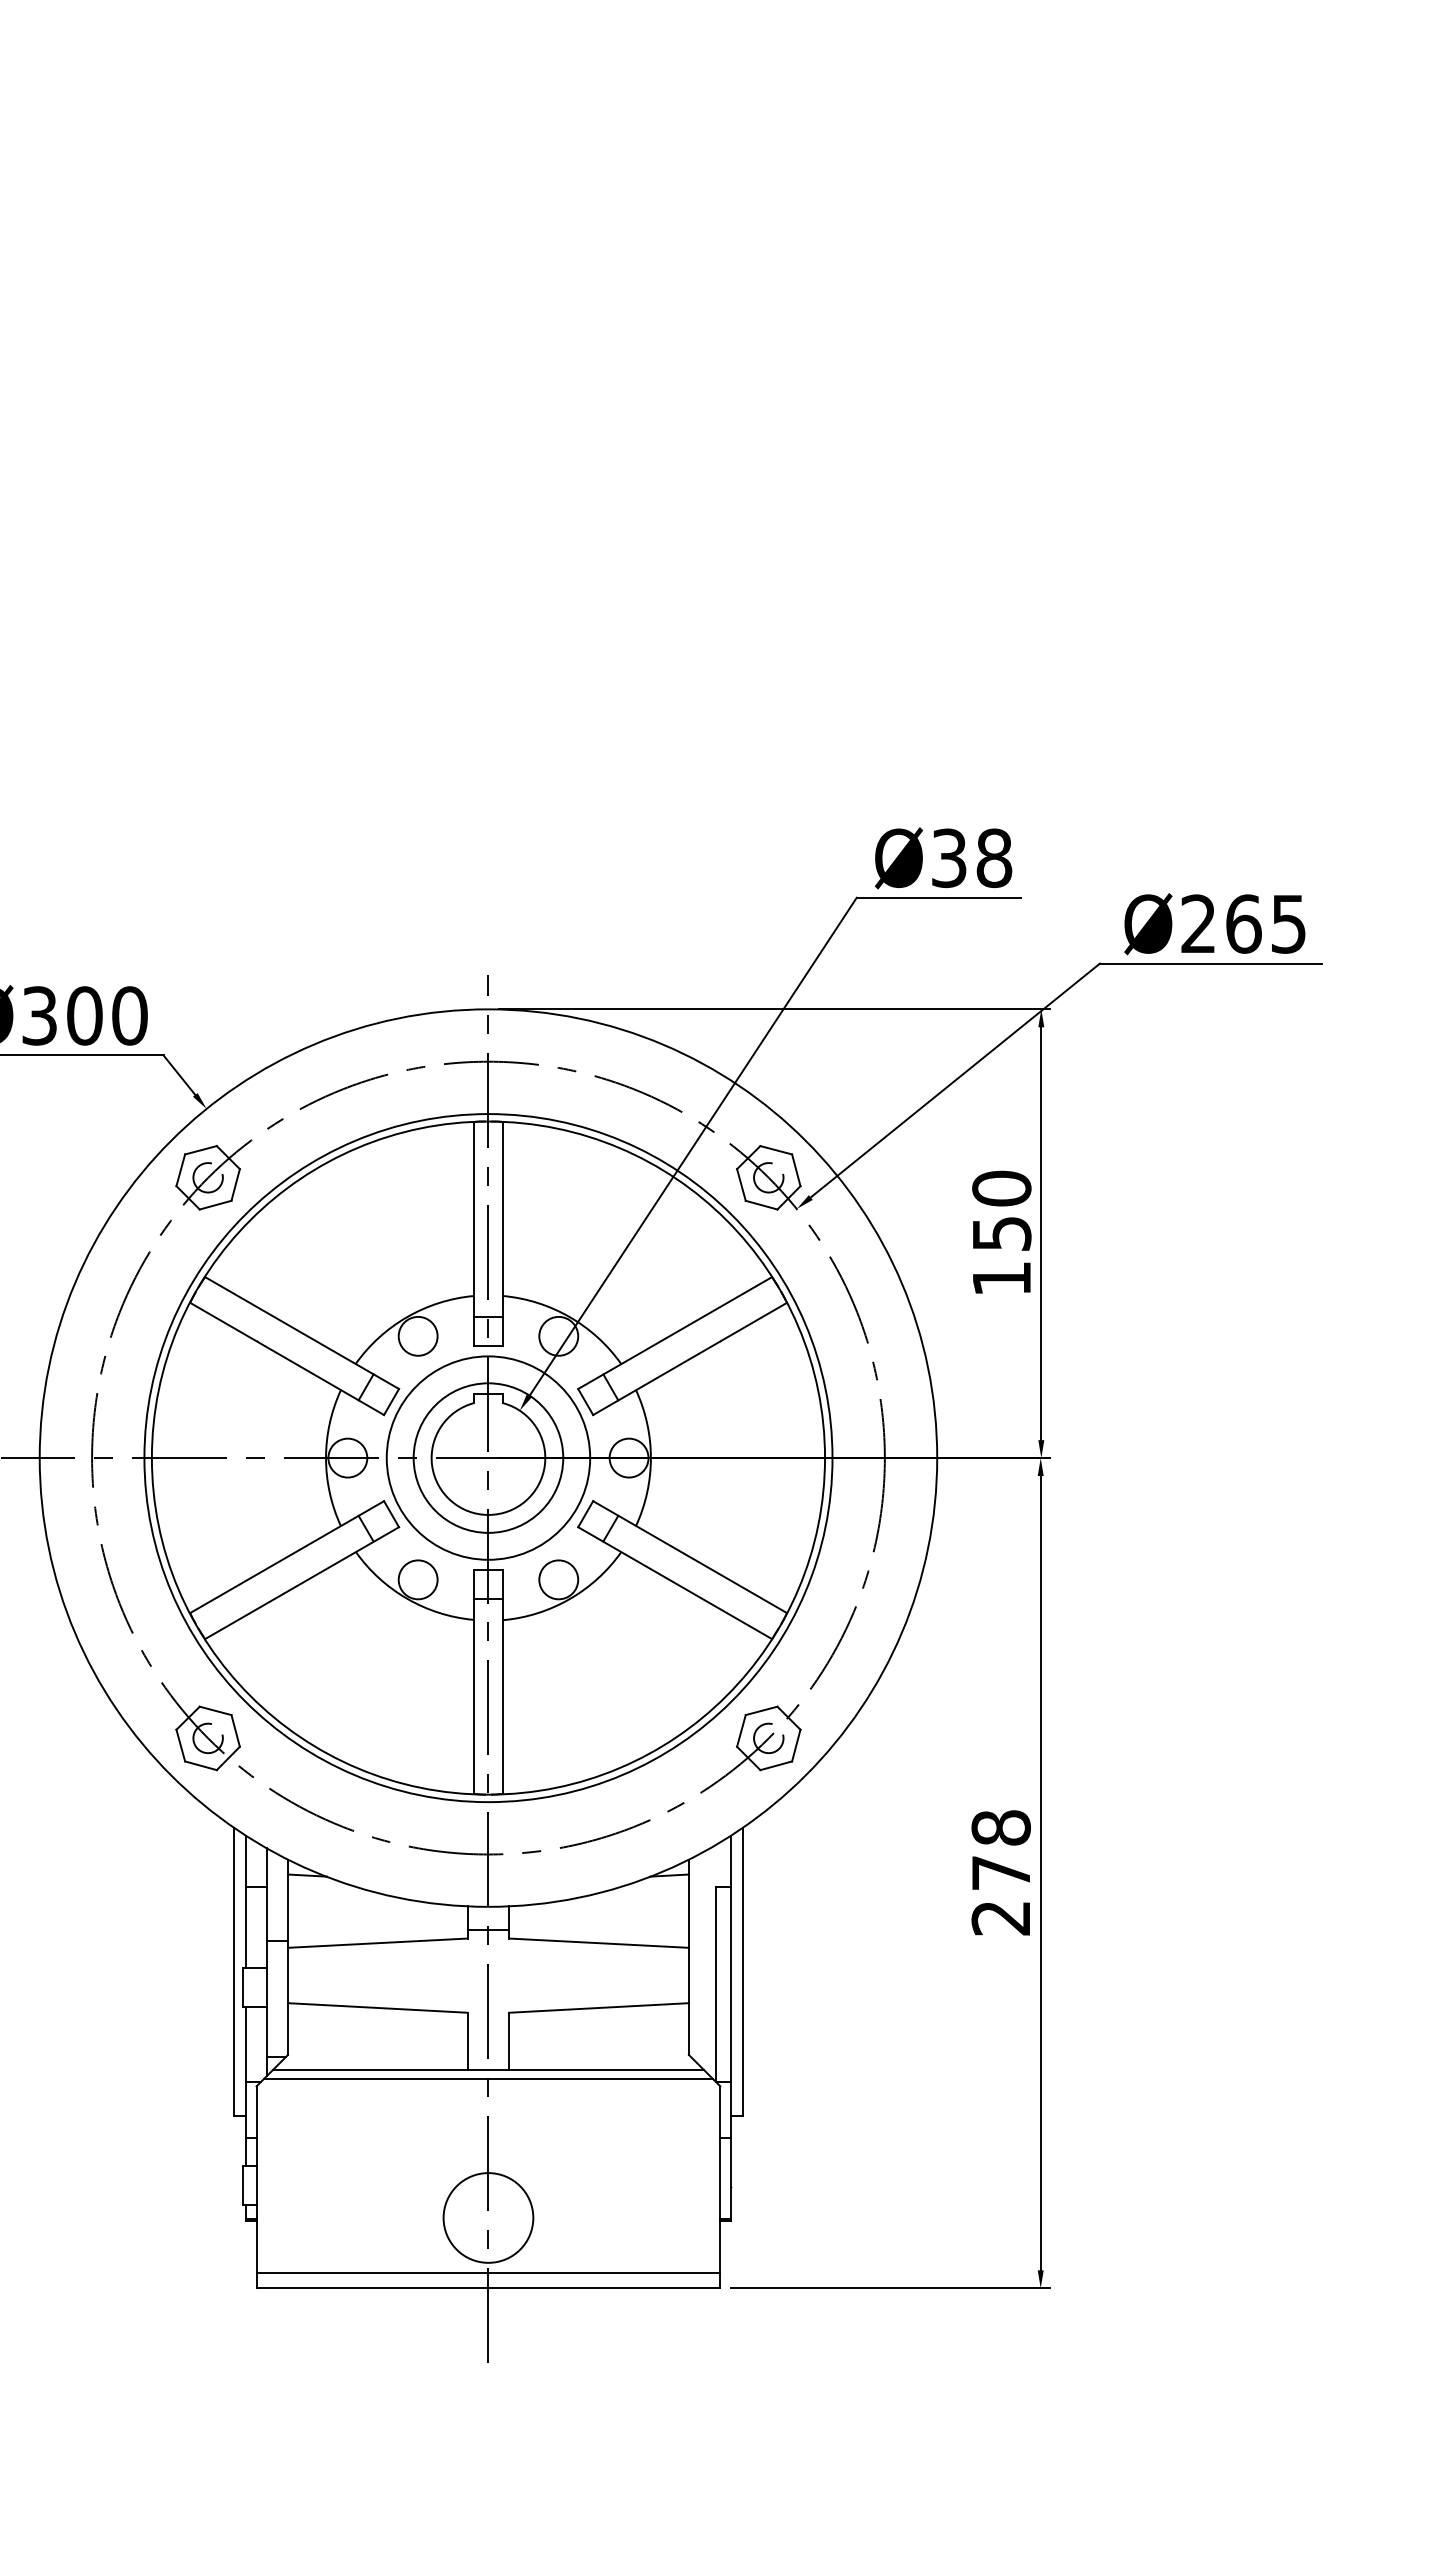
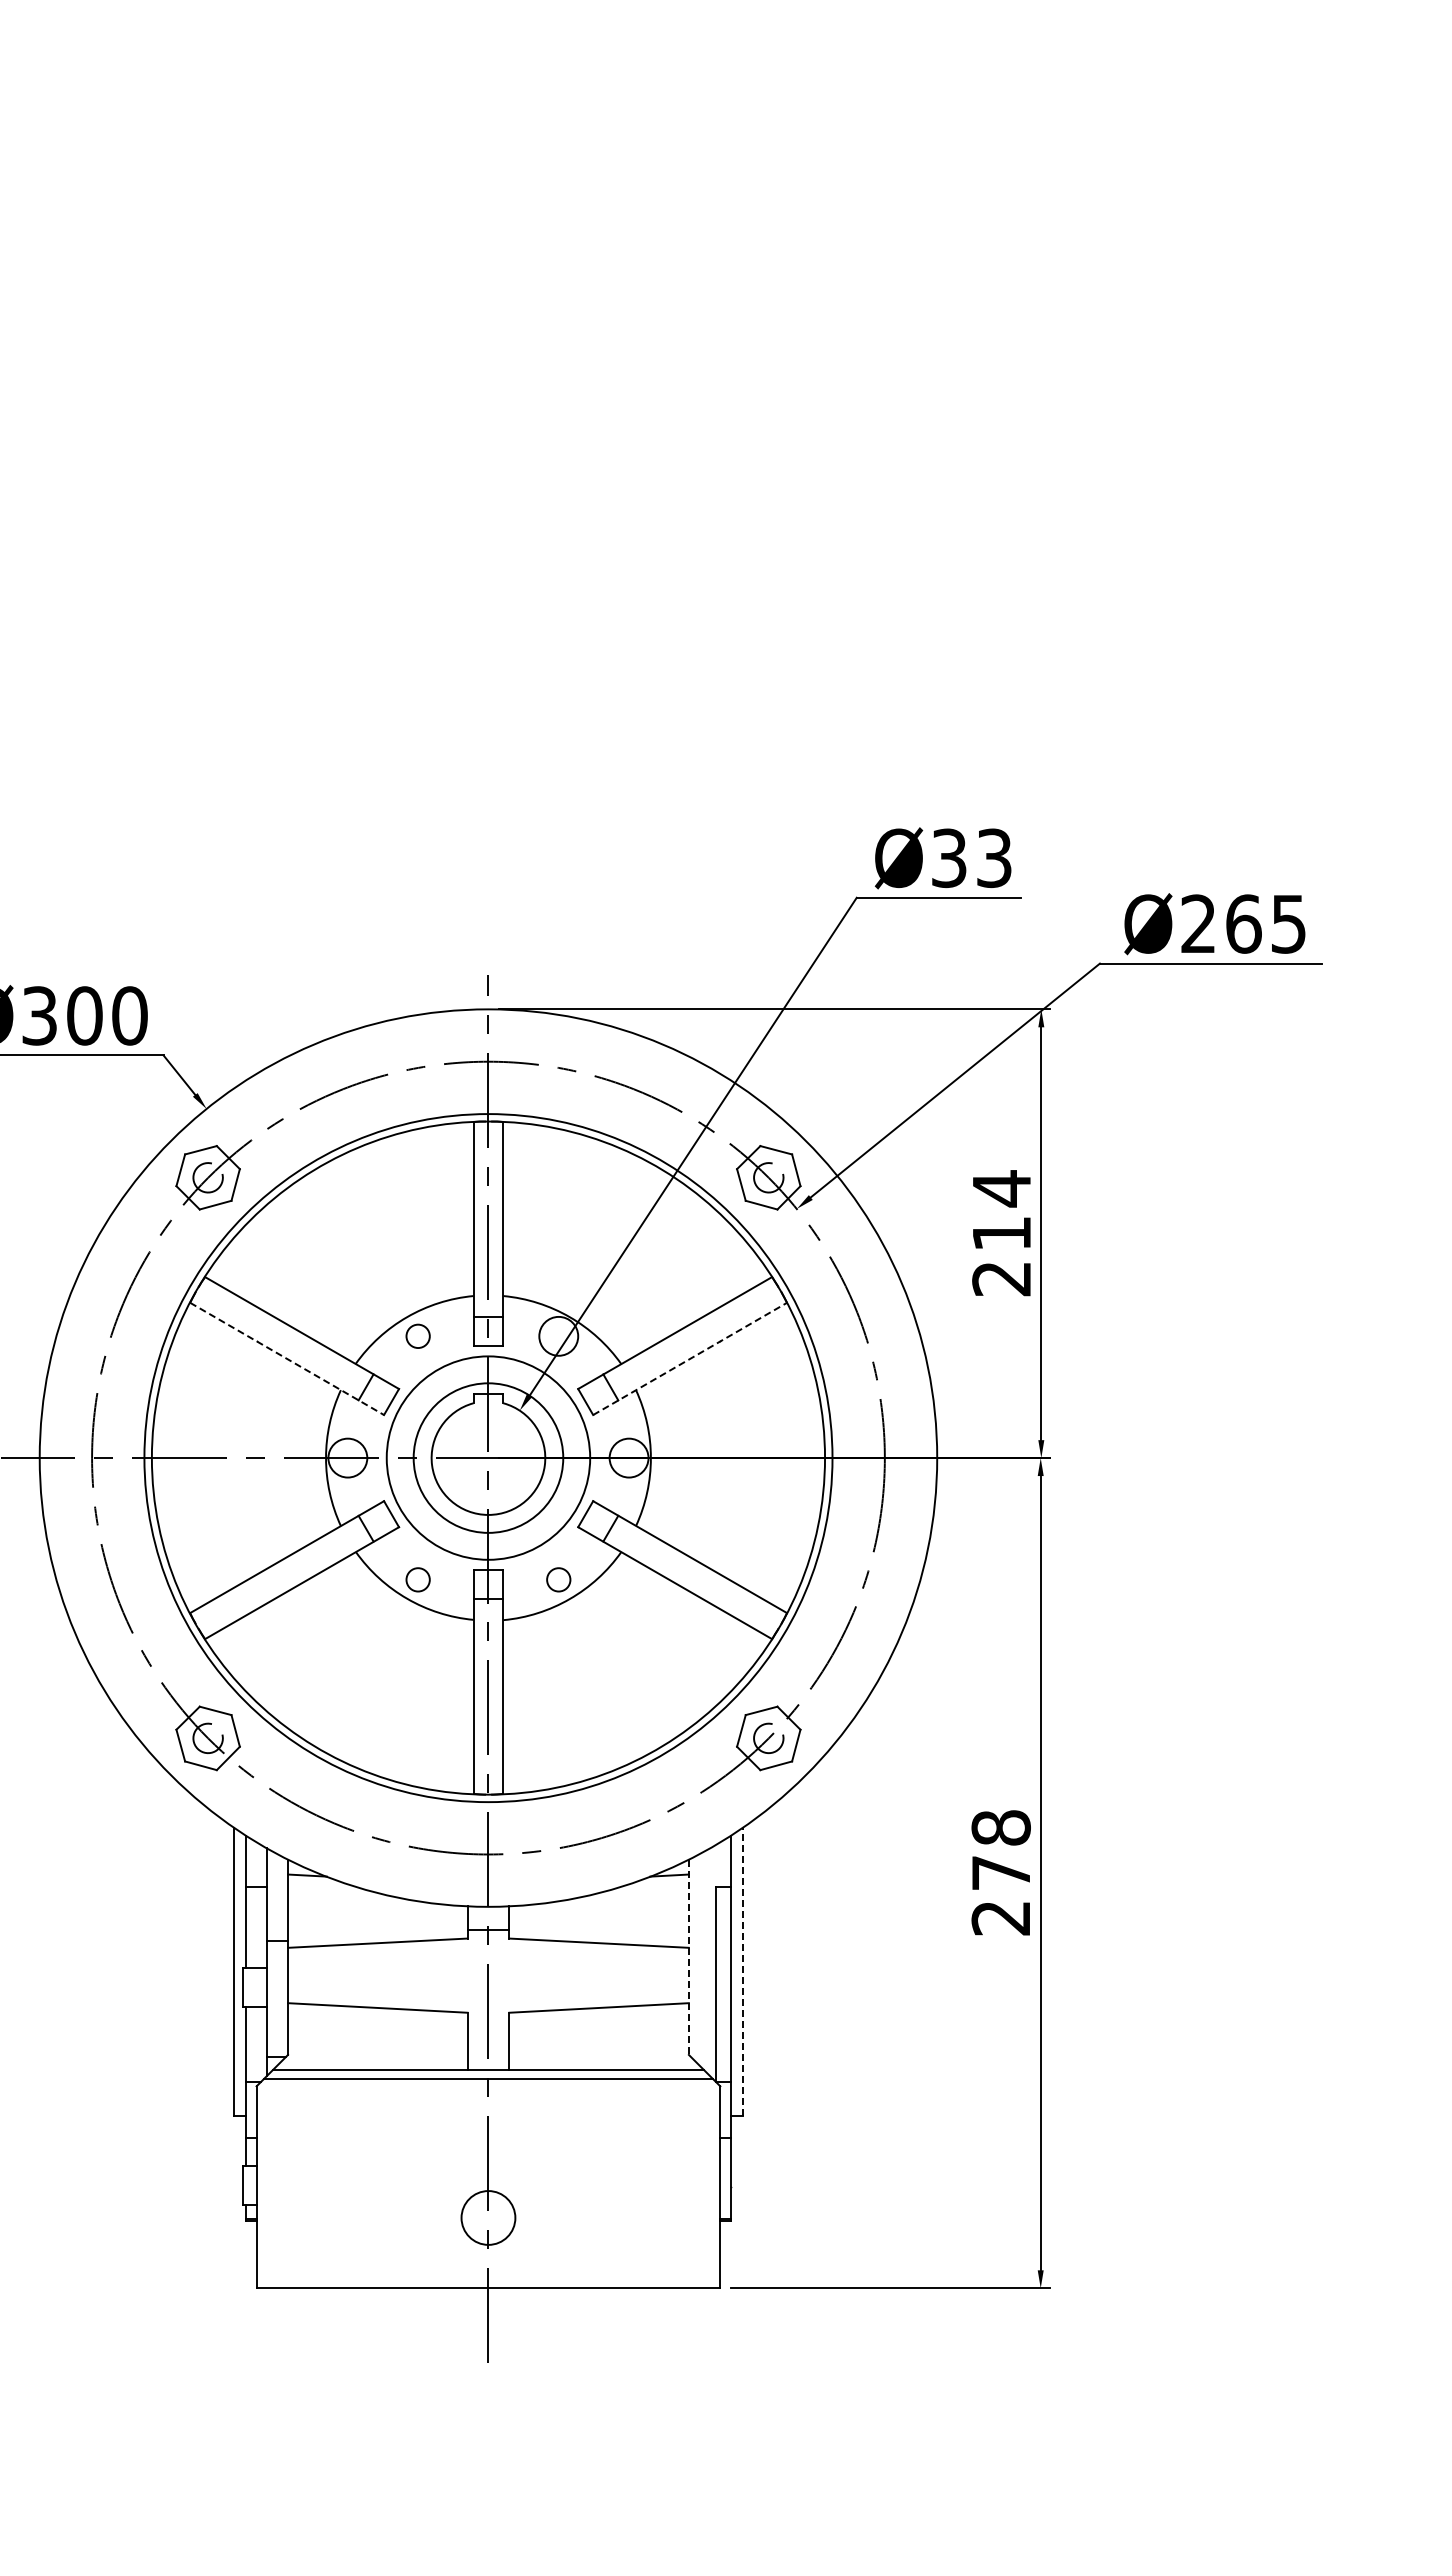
text: Ø38 -> Ø33 (994, 858)
text: 150 -> 214 (1001, 1233)
circle diameter: 39 px -> 23 px (417, 1336)
line: solid -> dashed (287, 1358)
line: solid -> dashed (690, 1358)
circle diameter: 39 px -> 23 px (417, 1579)
circle diameter: 39 px -> 23 px (558, 1579)
line: solid -> dashed (688, 1957)
line: solid -> dashed (742, 1971)
circle diameter: 90 px -> 54 px (488, 2217)
line: present -> none (488, 2273)
